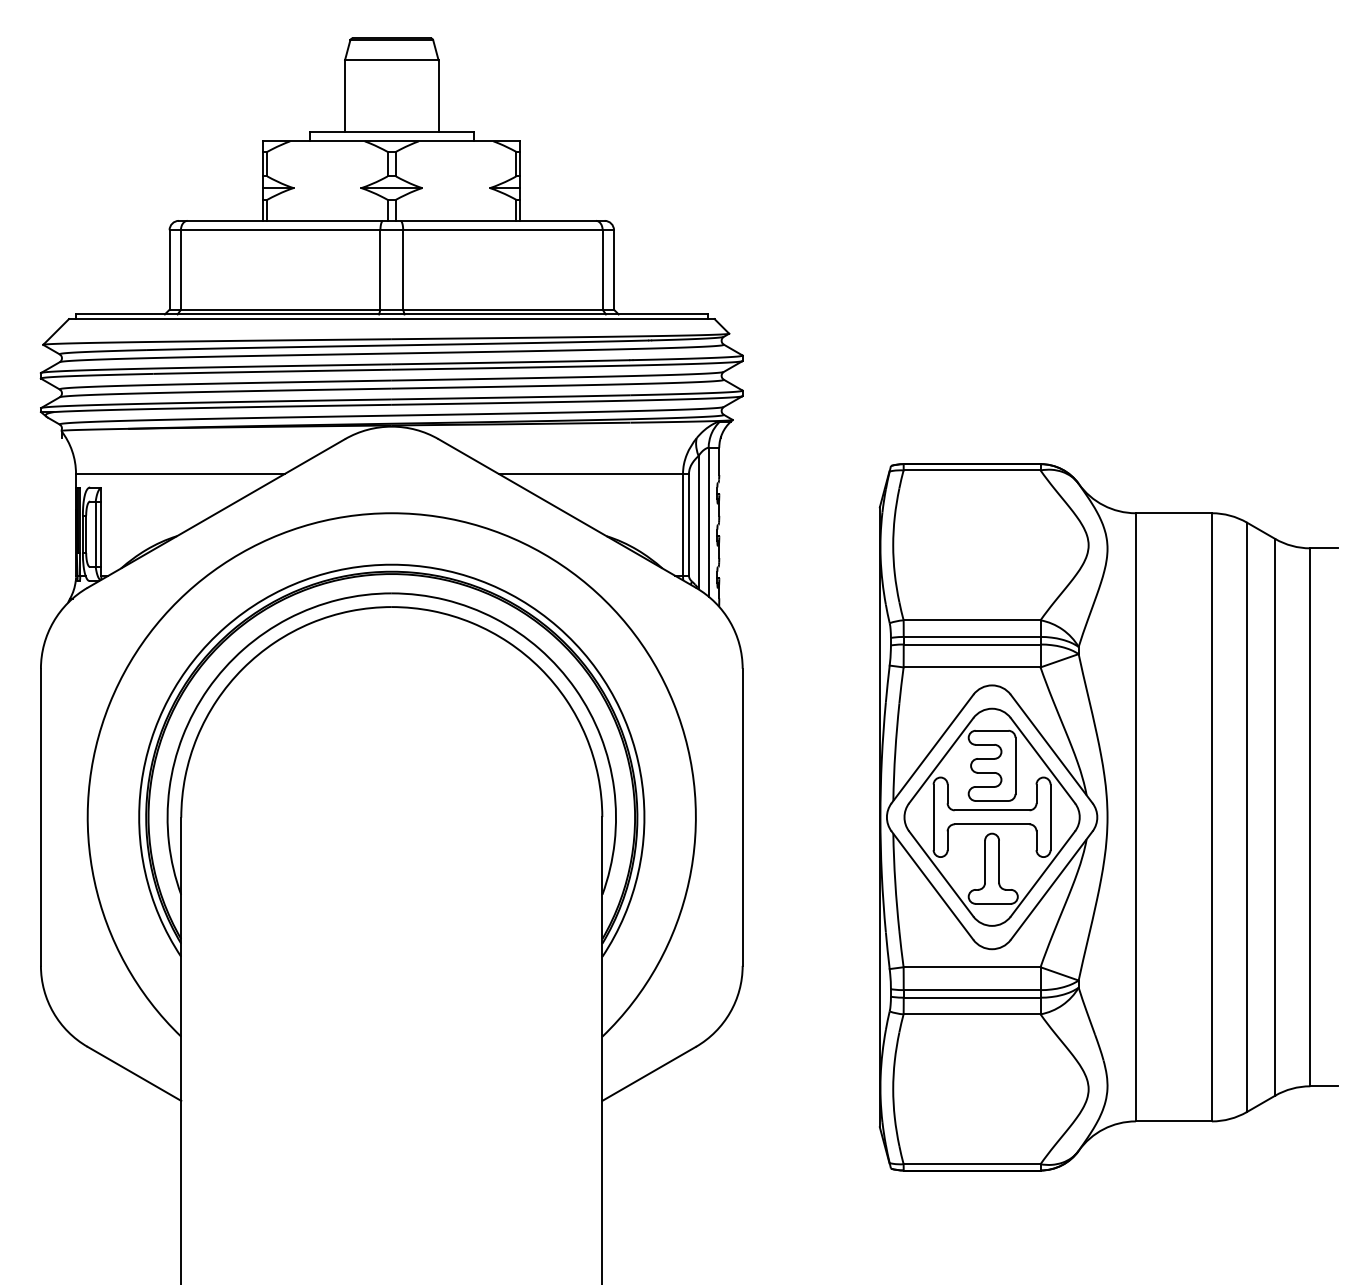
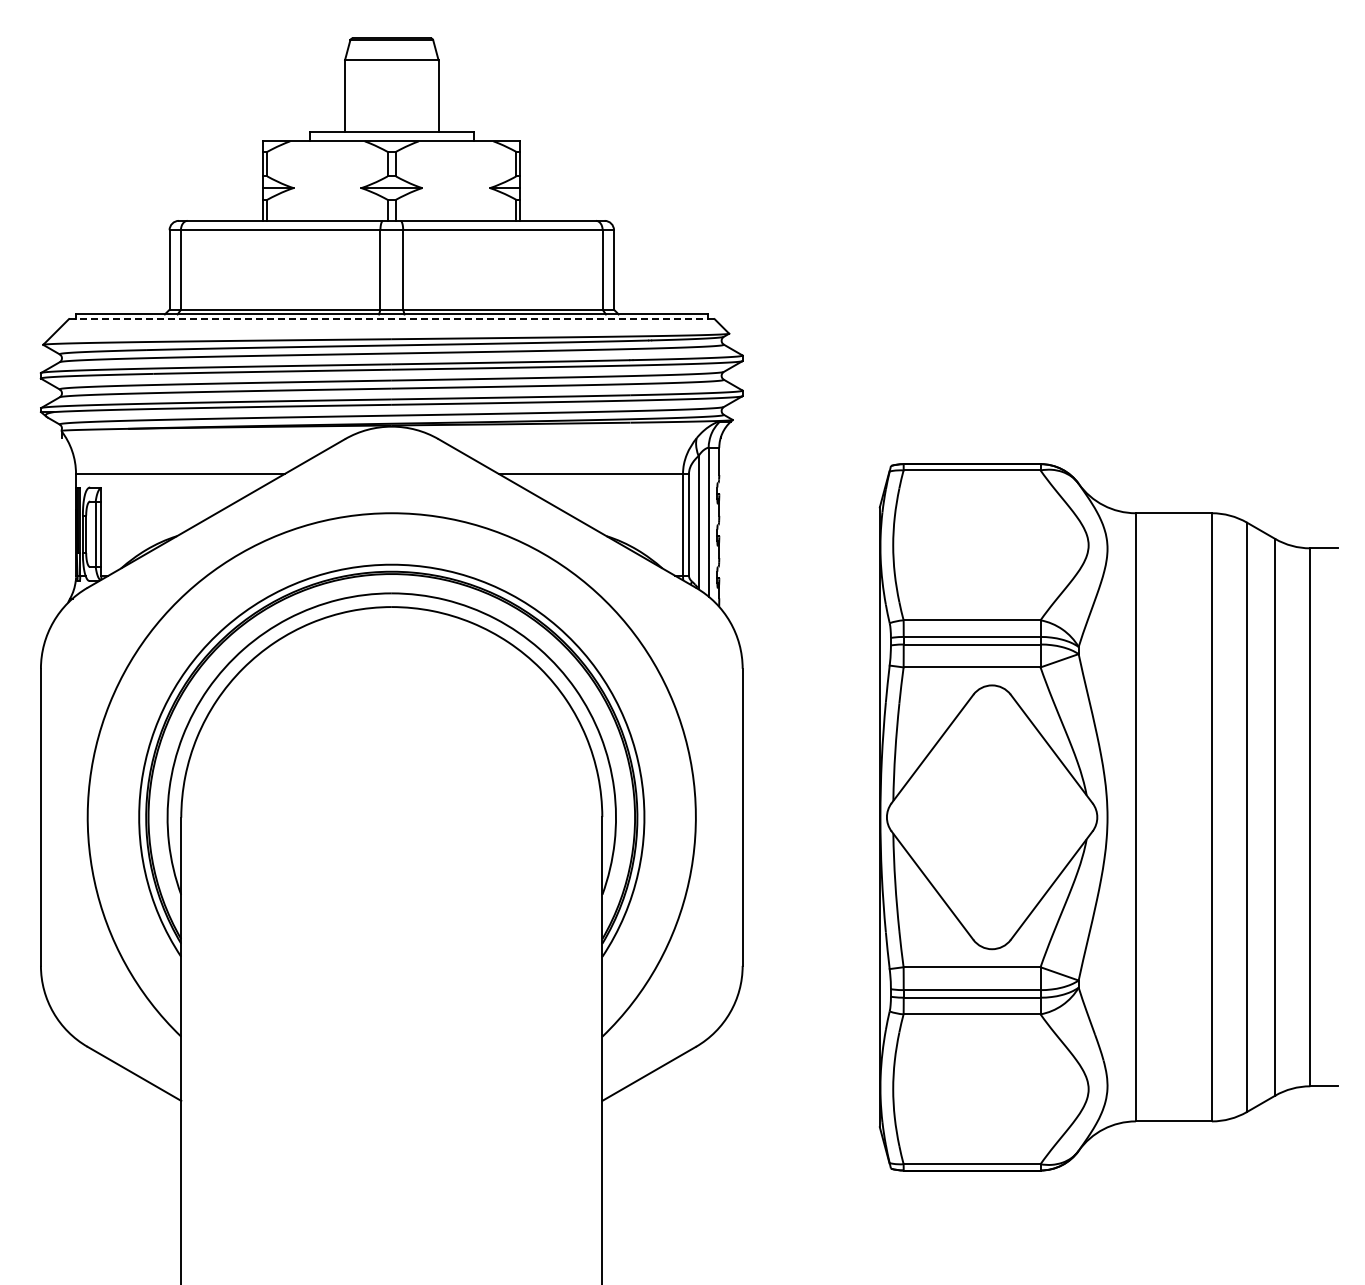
line: solid -> dashed (391, 319)
part: present -> none (991, 816)
